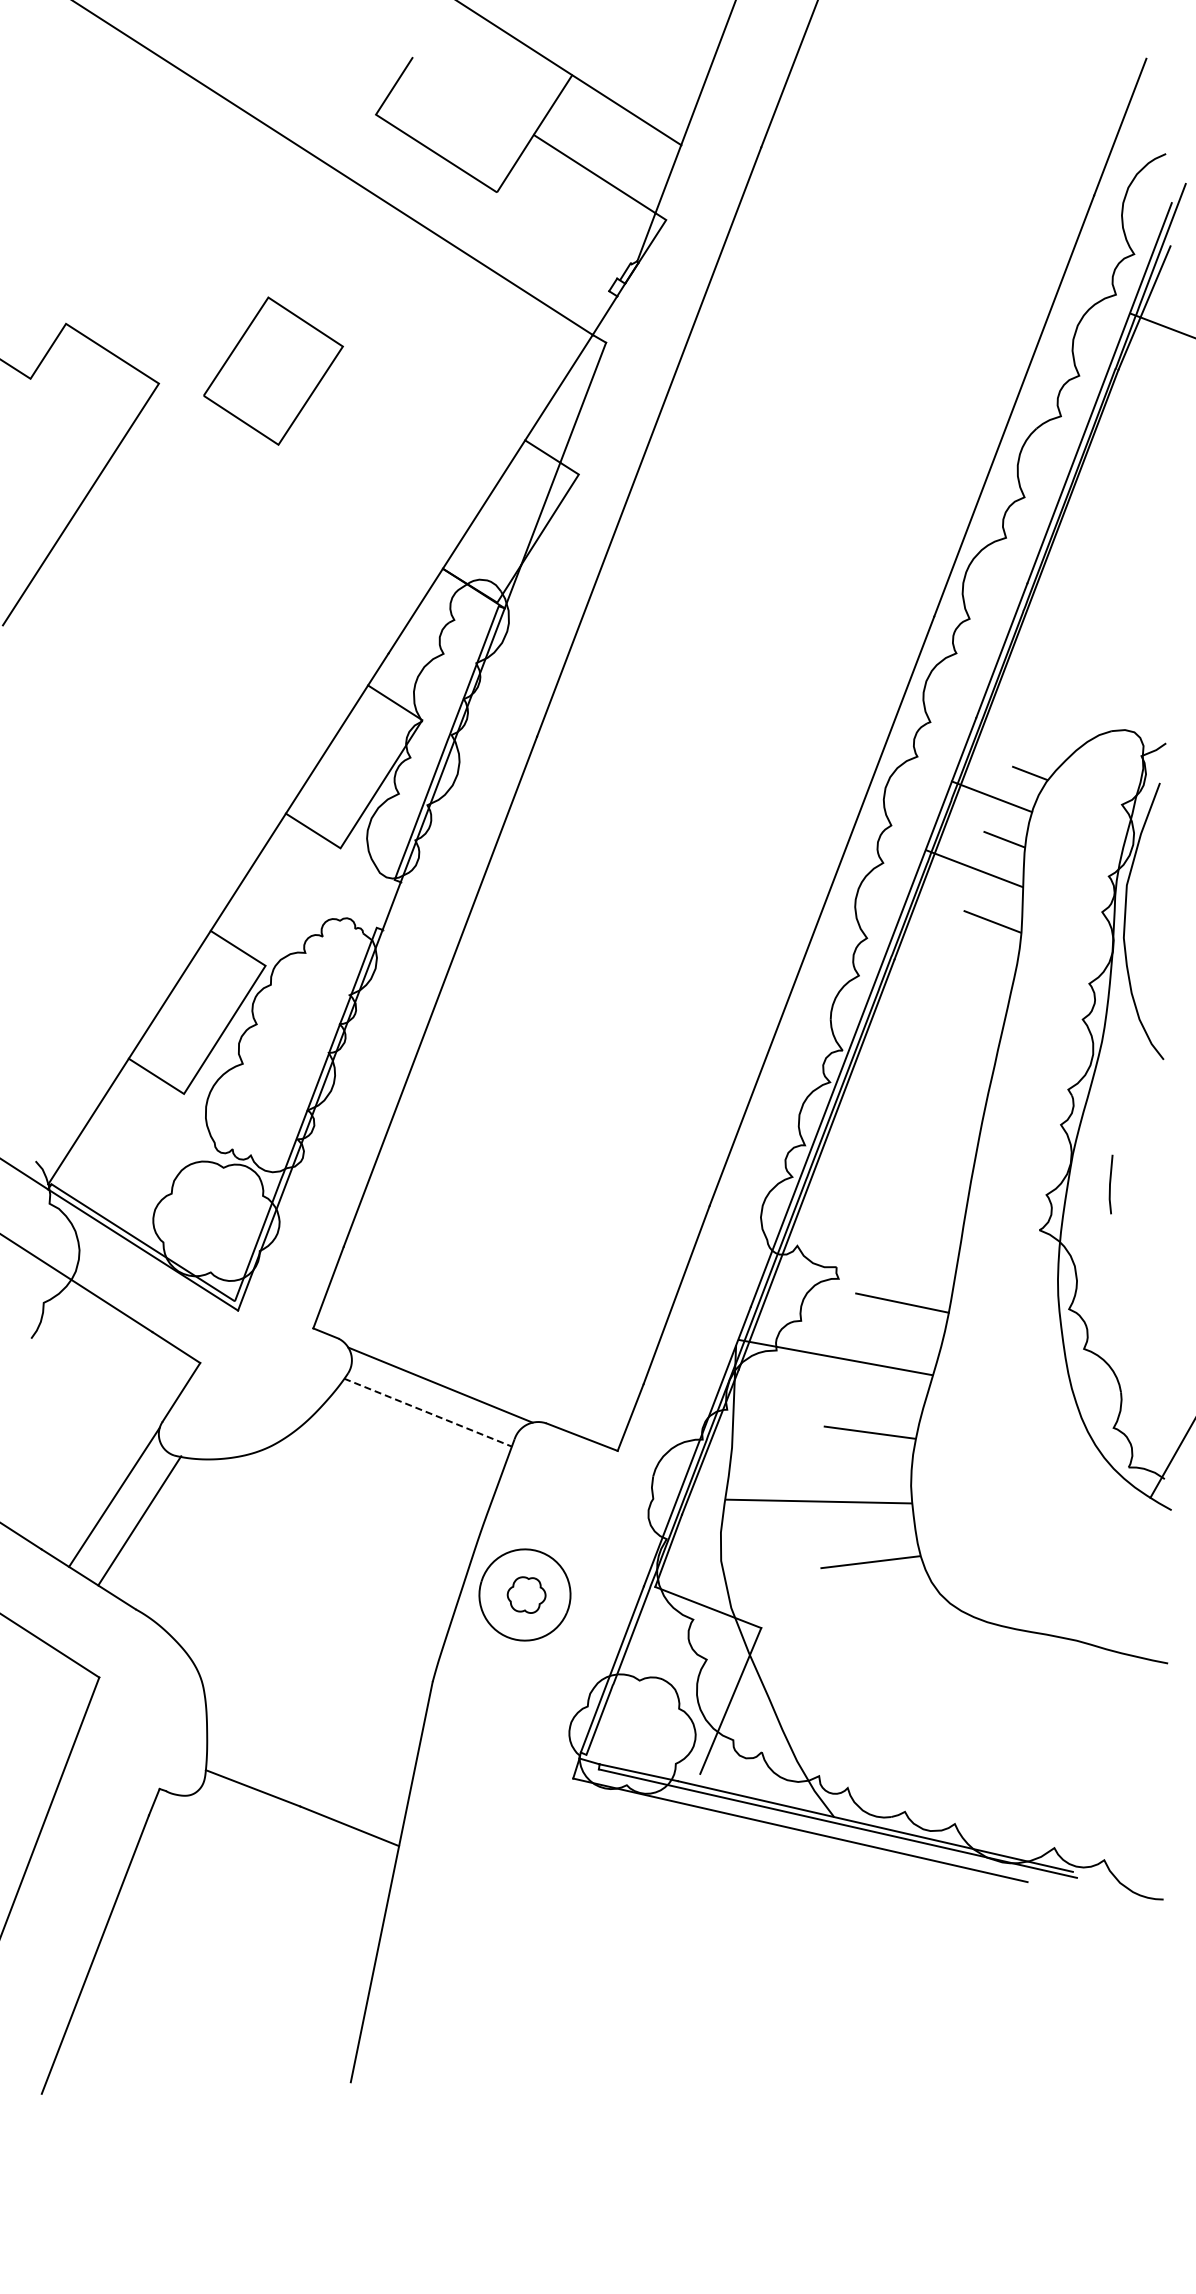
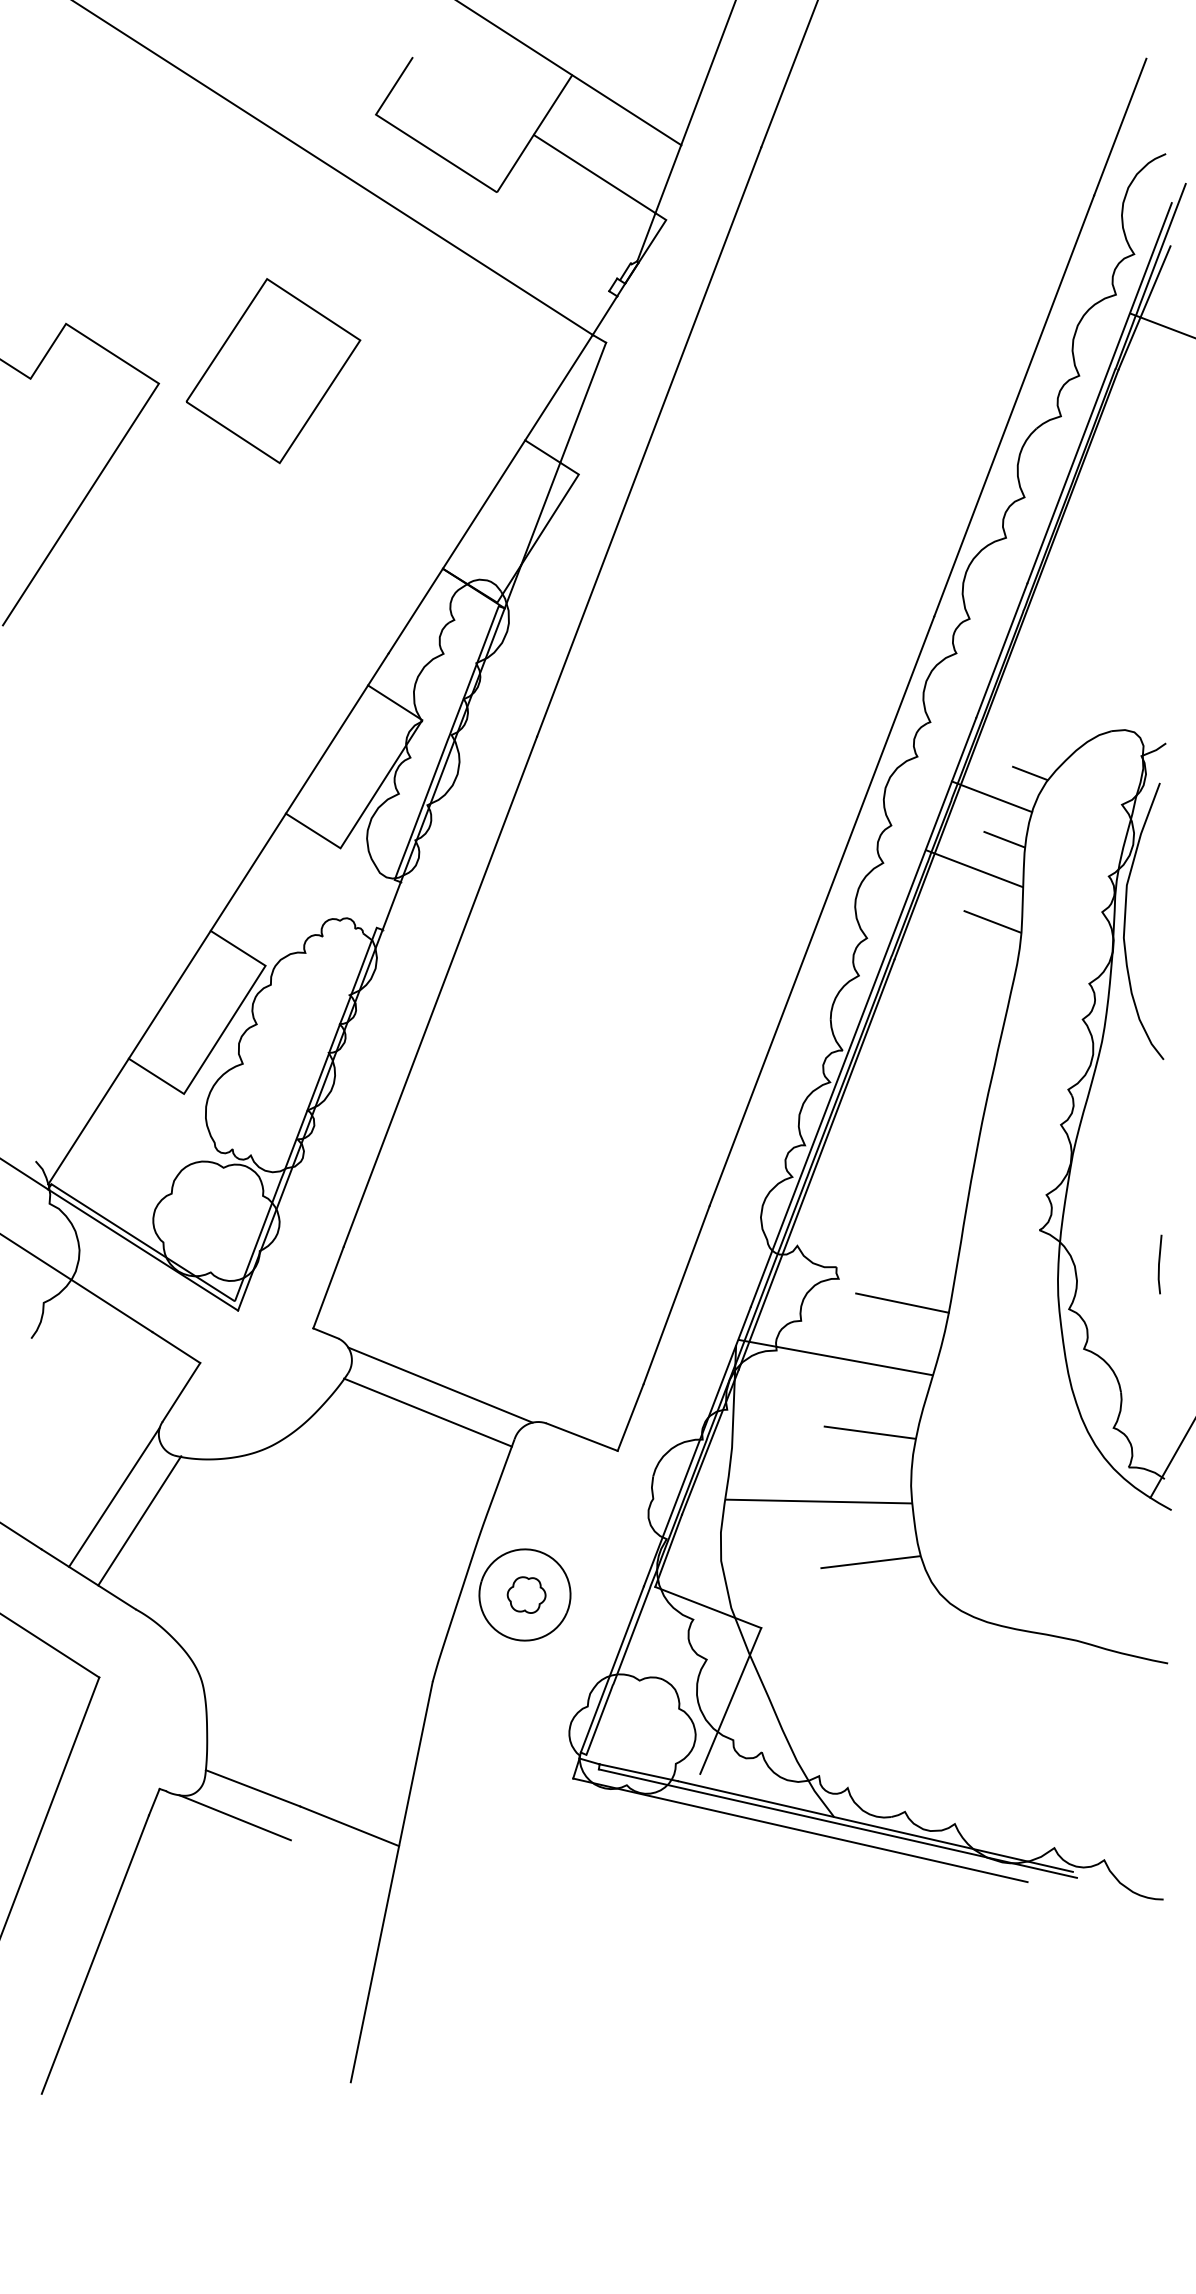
part size: 141x150 px -> 177x187 px (273, 371)
line position: (1110, 1184) -> (1159, 1264) (1159, 1264)
line: dashed -> solid (428, 1412)
line: none -> present (234, 1817)
